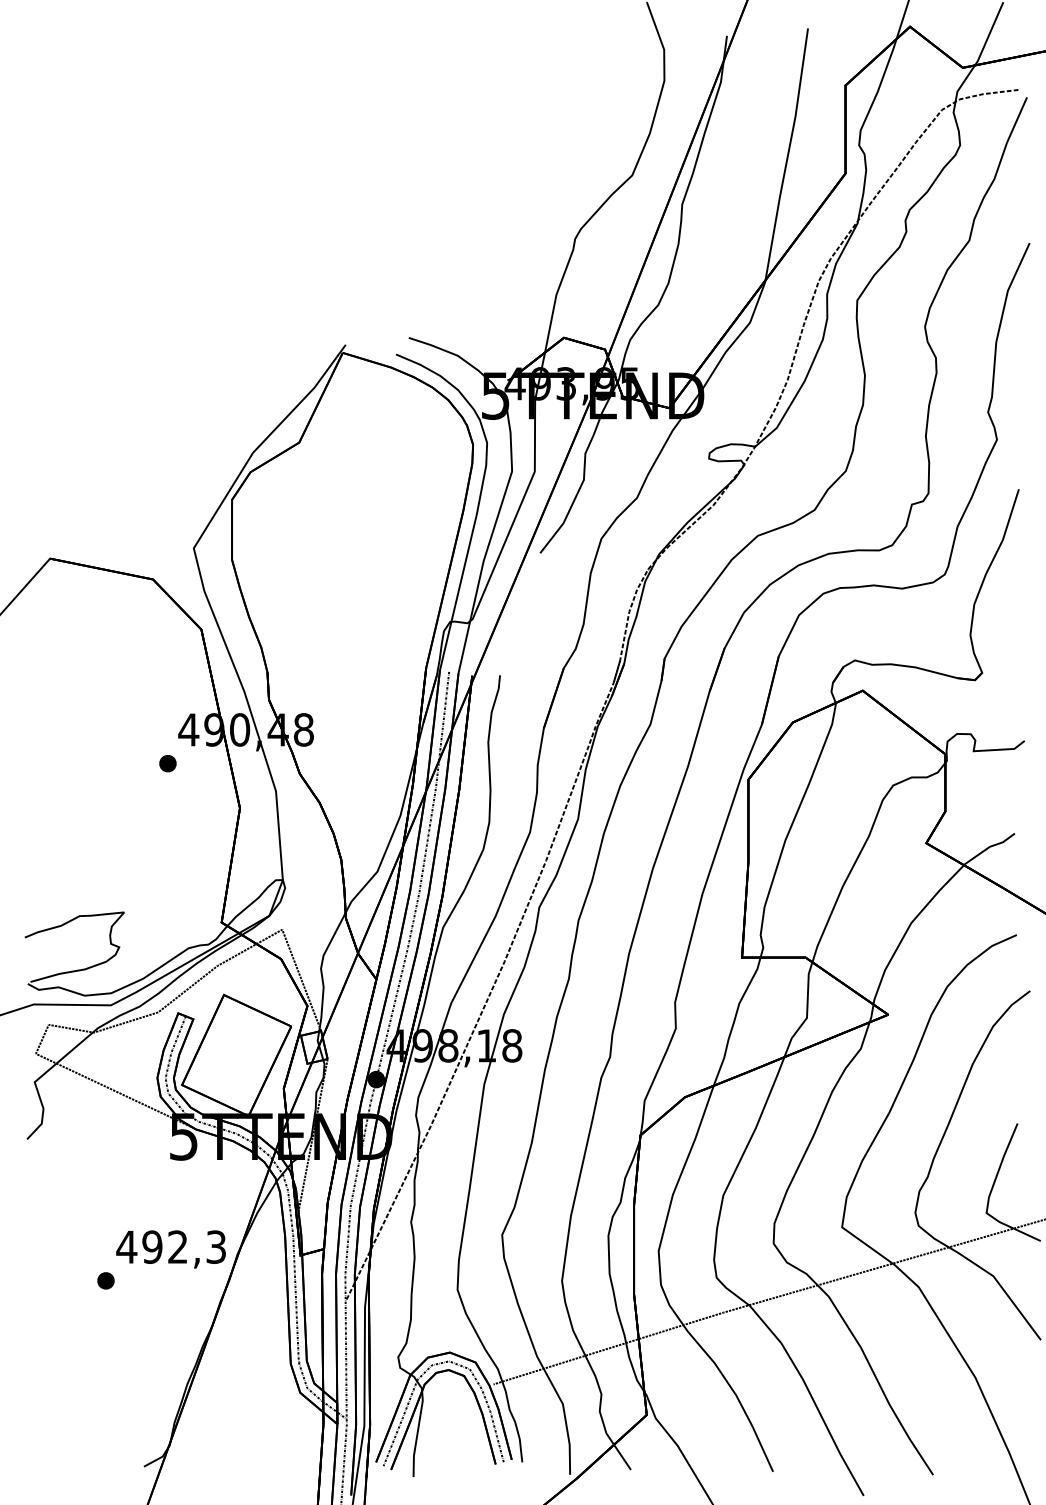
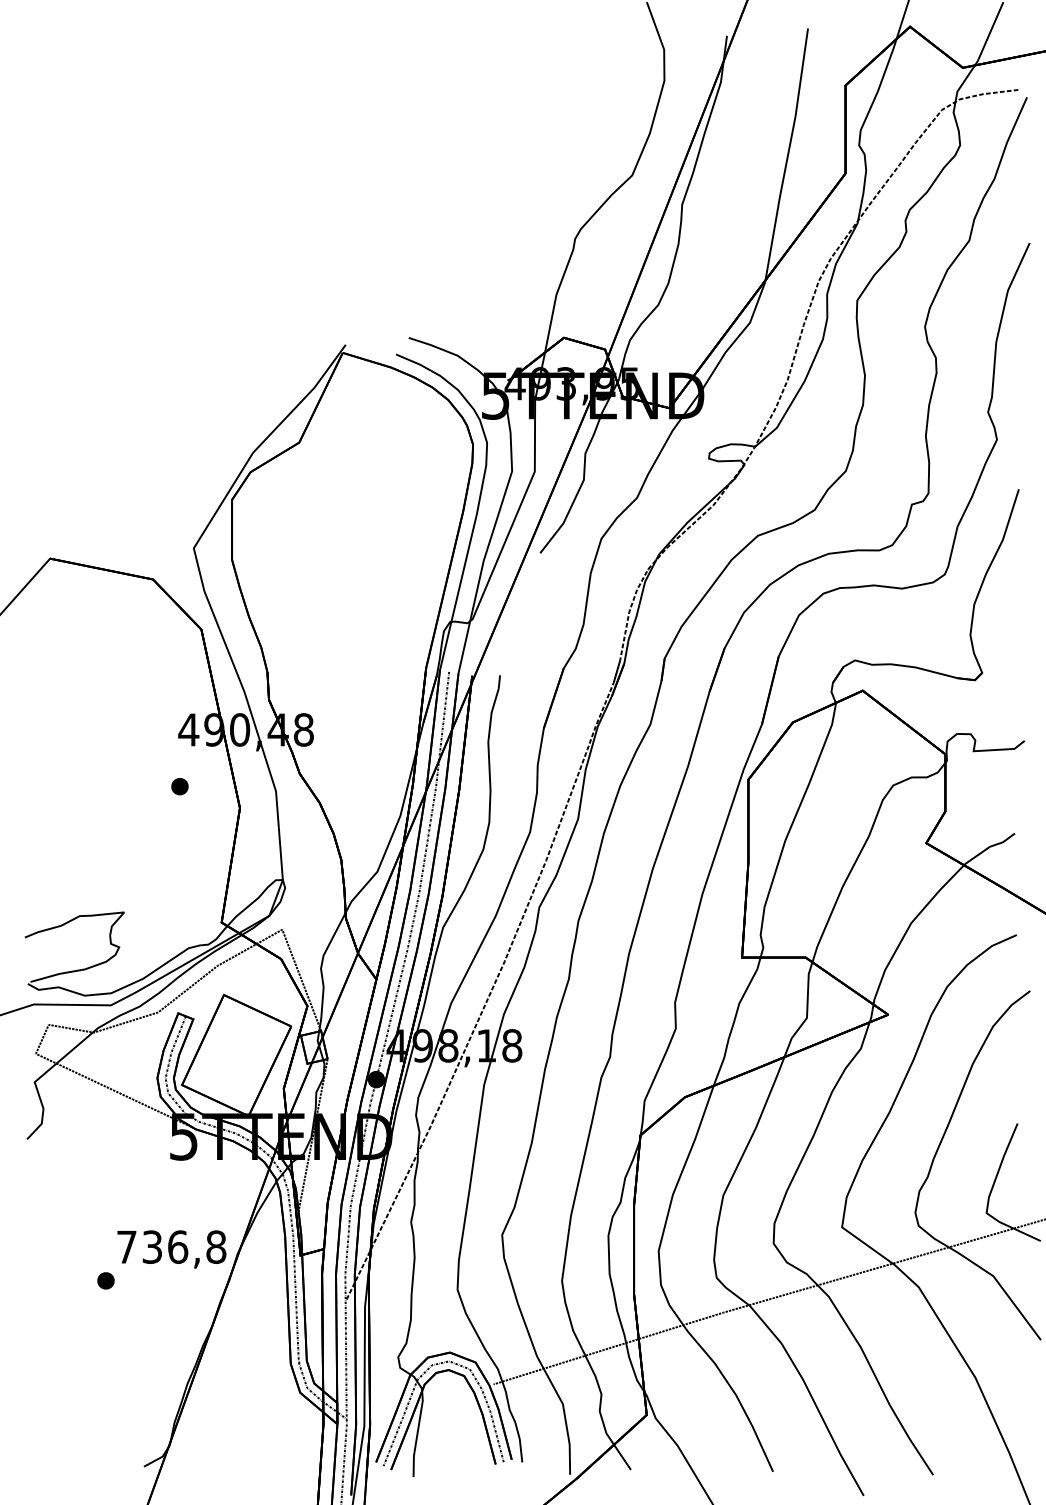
part position: (167, 763) -> (179, 786) (179, 786)
text: 492,3 -> 736,8 (171, 1246)
